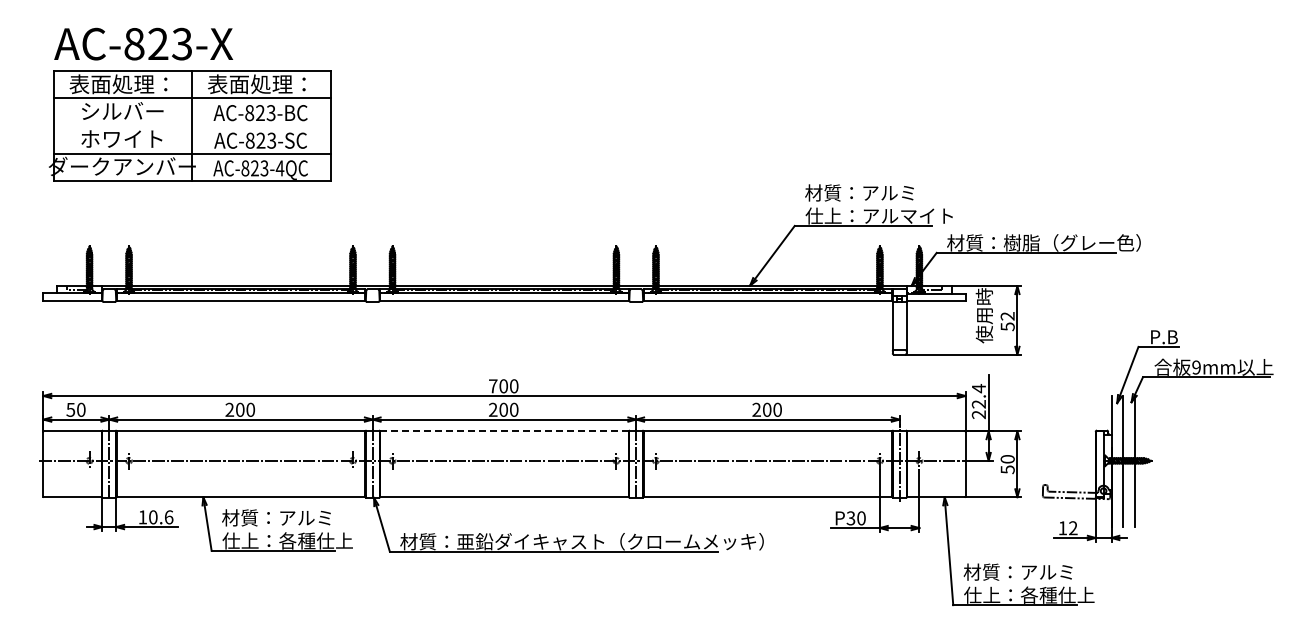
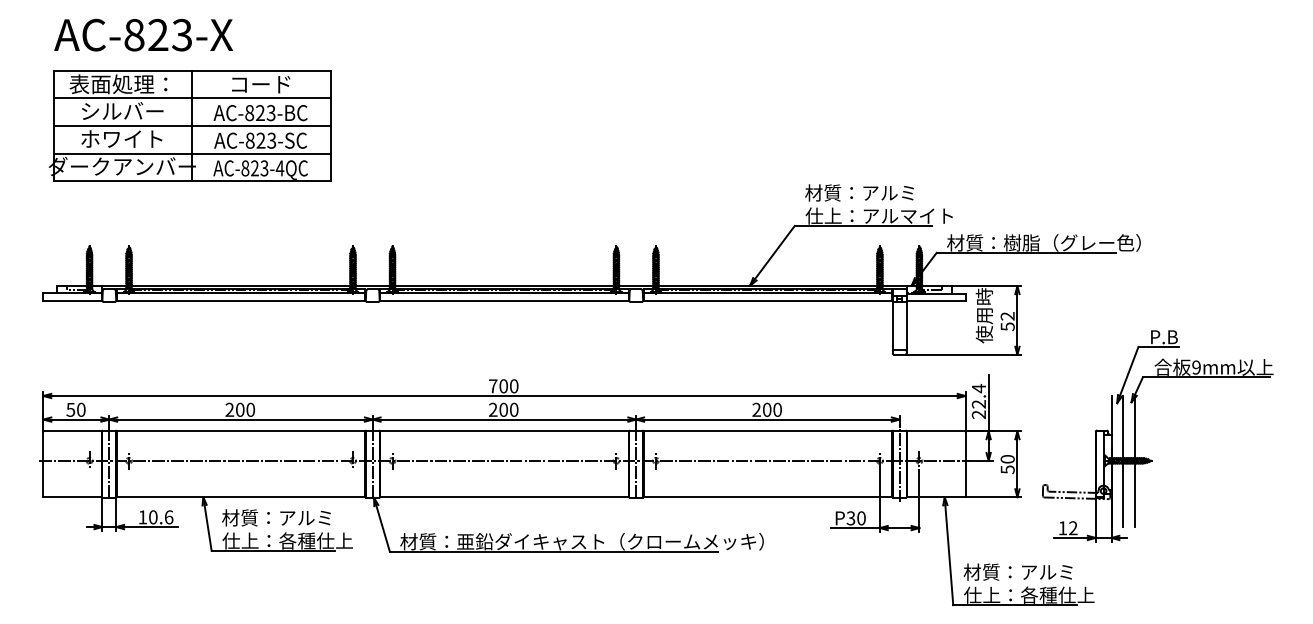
text position: (143, 43) -> (143, 34) (143, 34)
text: 表面処理： -> コード (256, 84)
line: none -> present (191, 126)
line: dashed -> solid (503, 431)
